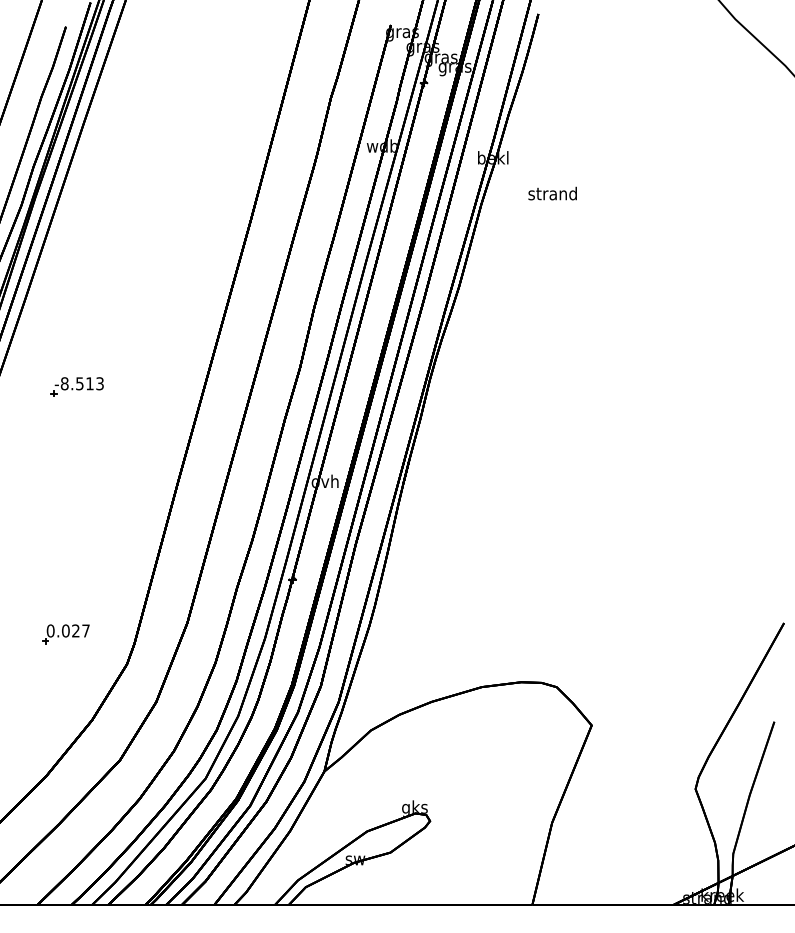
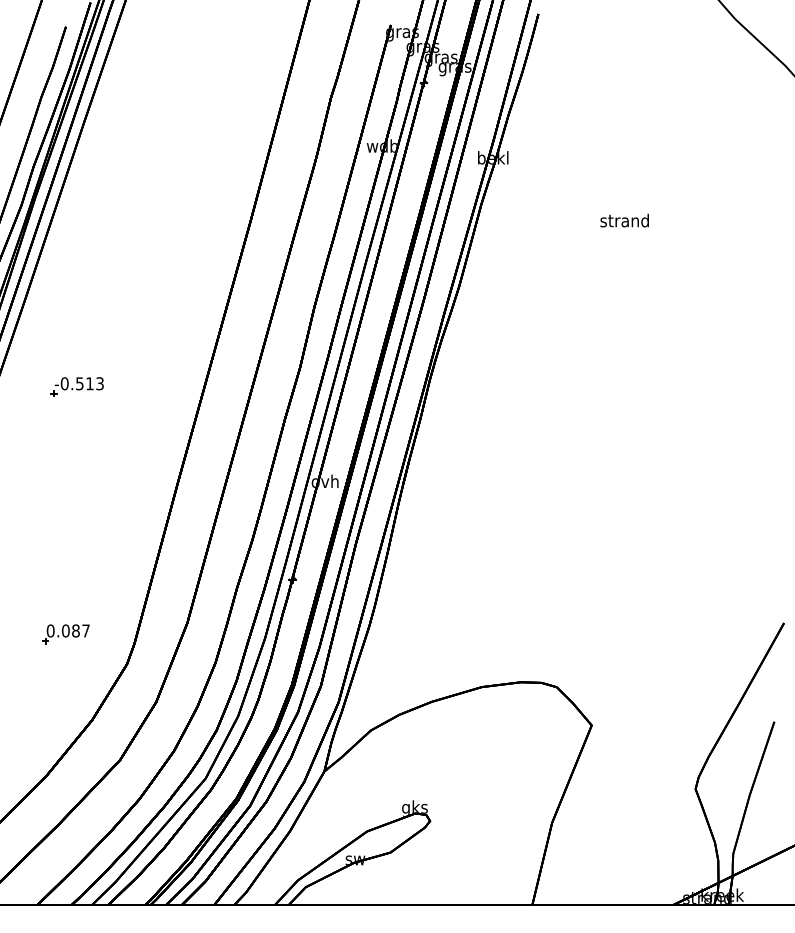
text position: (552, 193) -> (624, 220) (624, 220)
text: -8.513 -> -0.513 (64, 383)
text: 0.027 -> 0.087 (75, 630)
